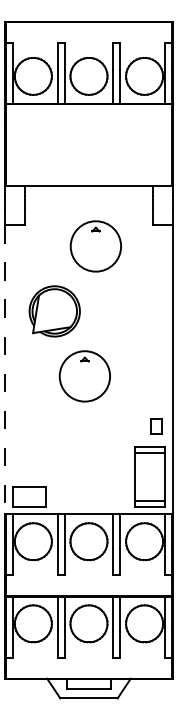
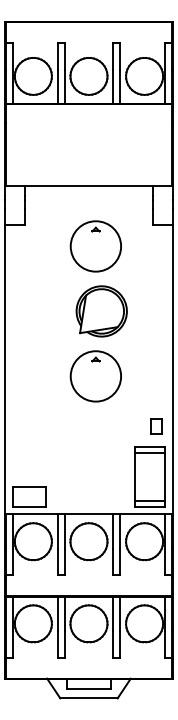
part position: (54, 311) -> (101, 311) (101, 311)
line: dashed -> solid (5, 369)
part position: (84, 376) -> (95, 376) (95, 376)
